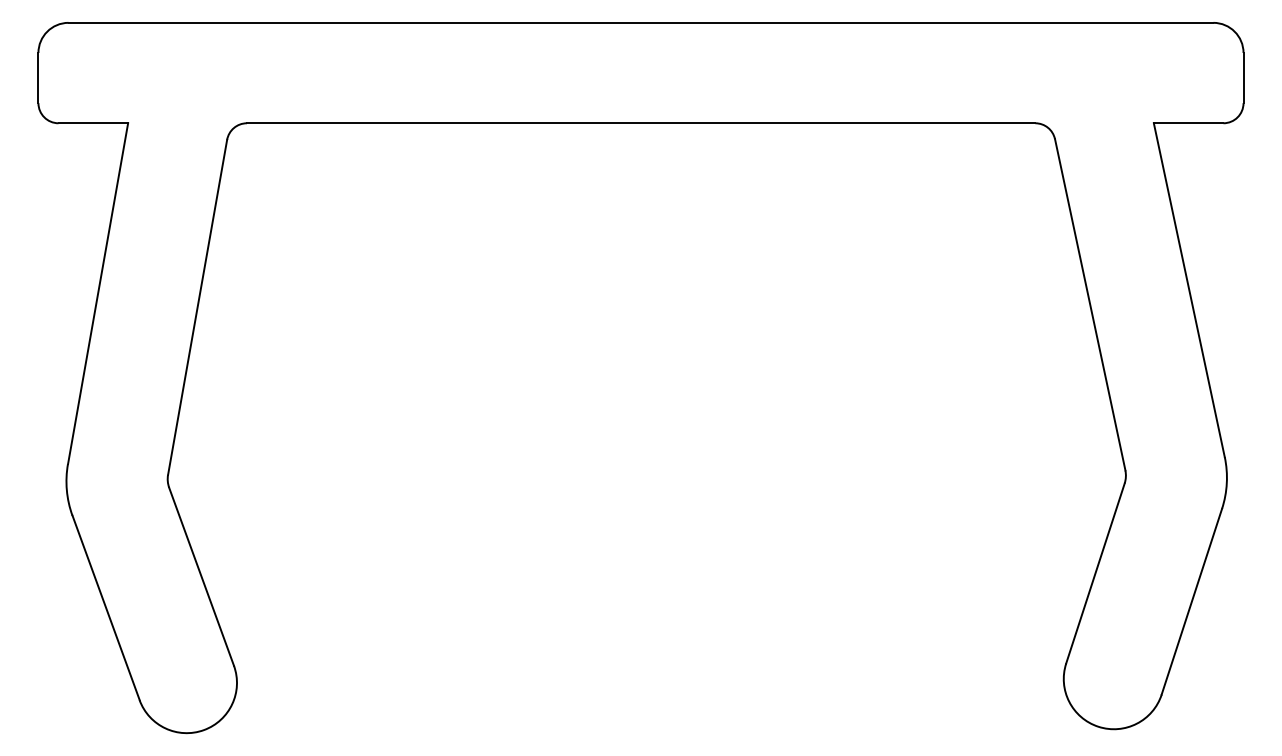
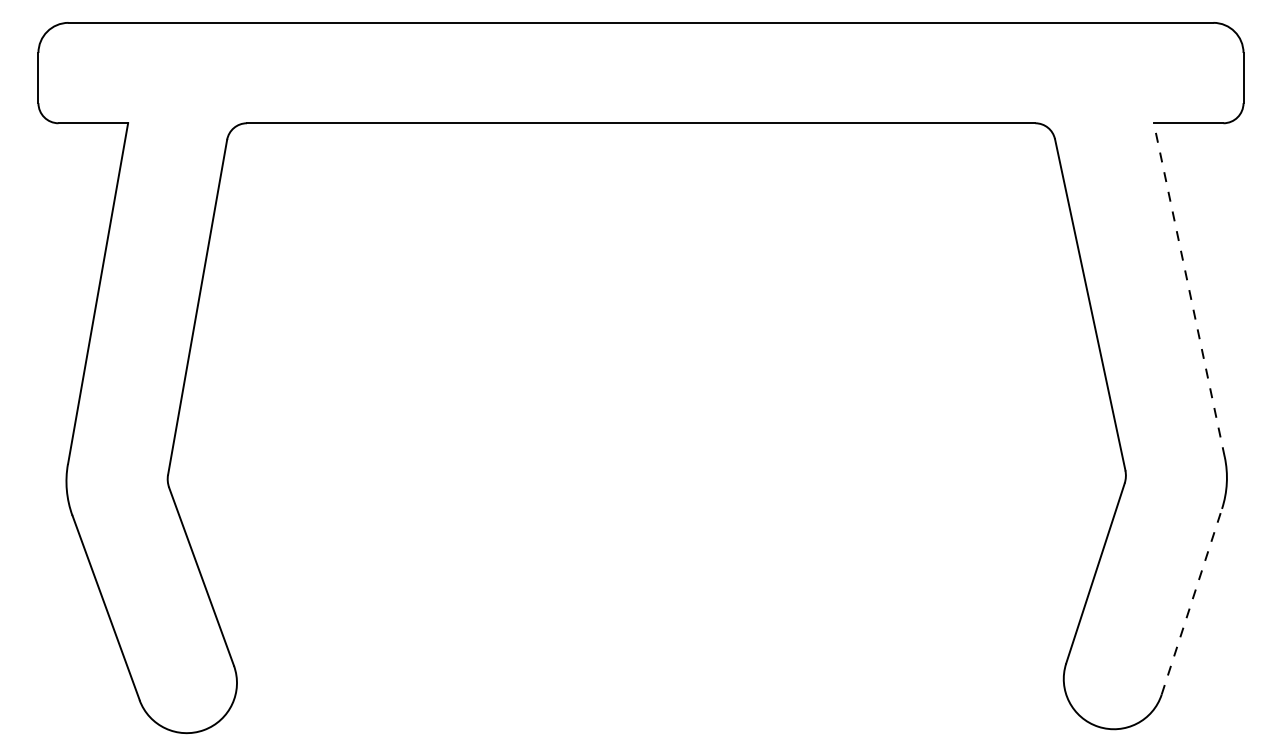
line: solid -> dashed (1189, 290)
line: solid -> dashed (1191, 601)
